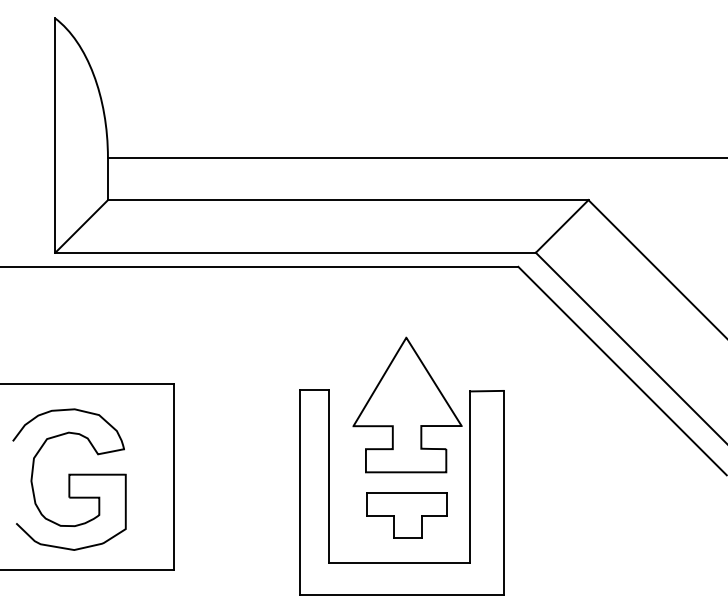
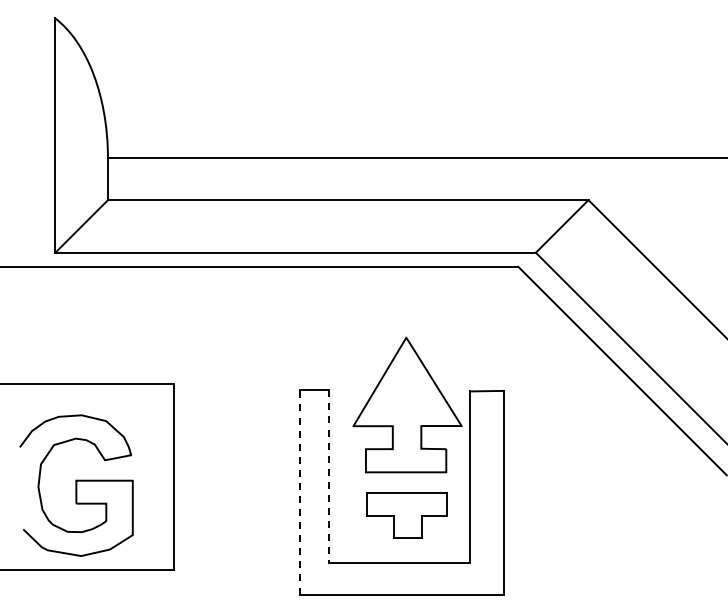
line: solid -> dashed (328, 477)
part position: (69, 479) -> (76, 485) (76, 485)
line: solid -> dashed (299, 491)
